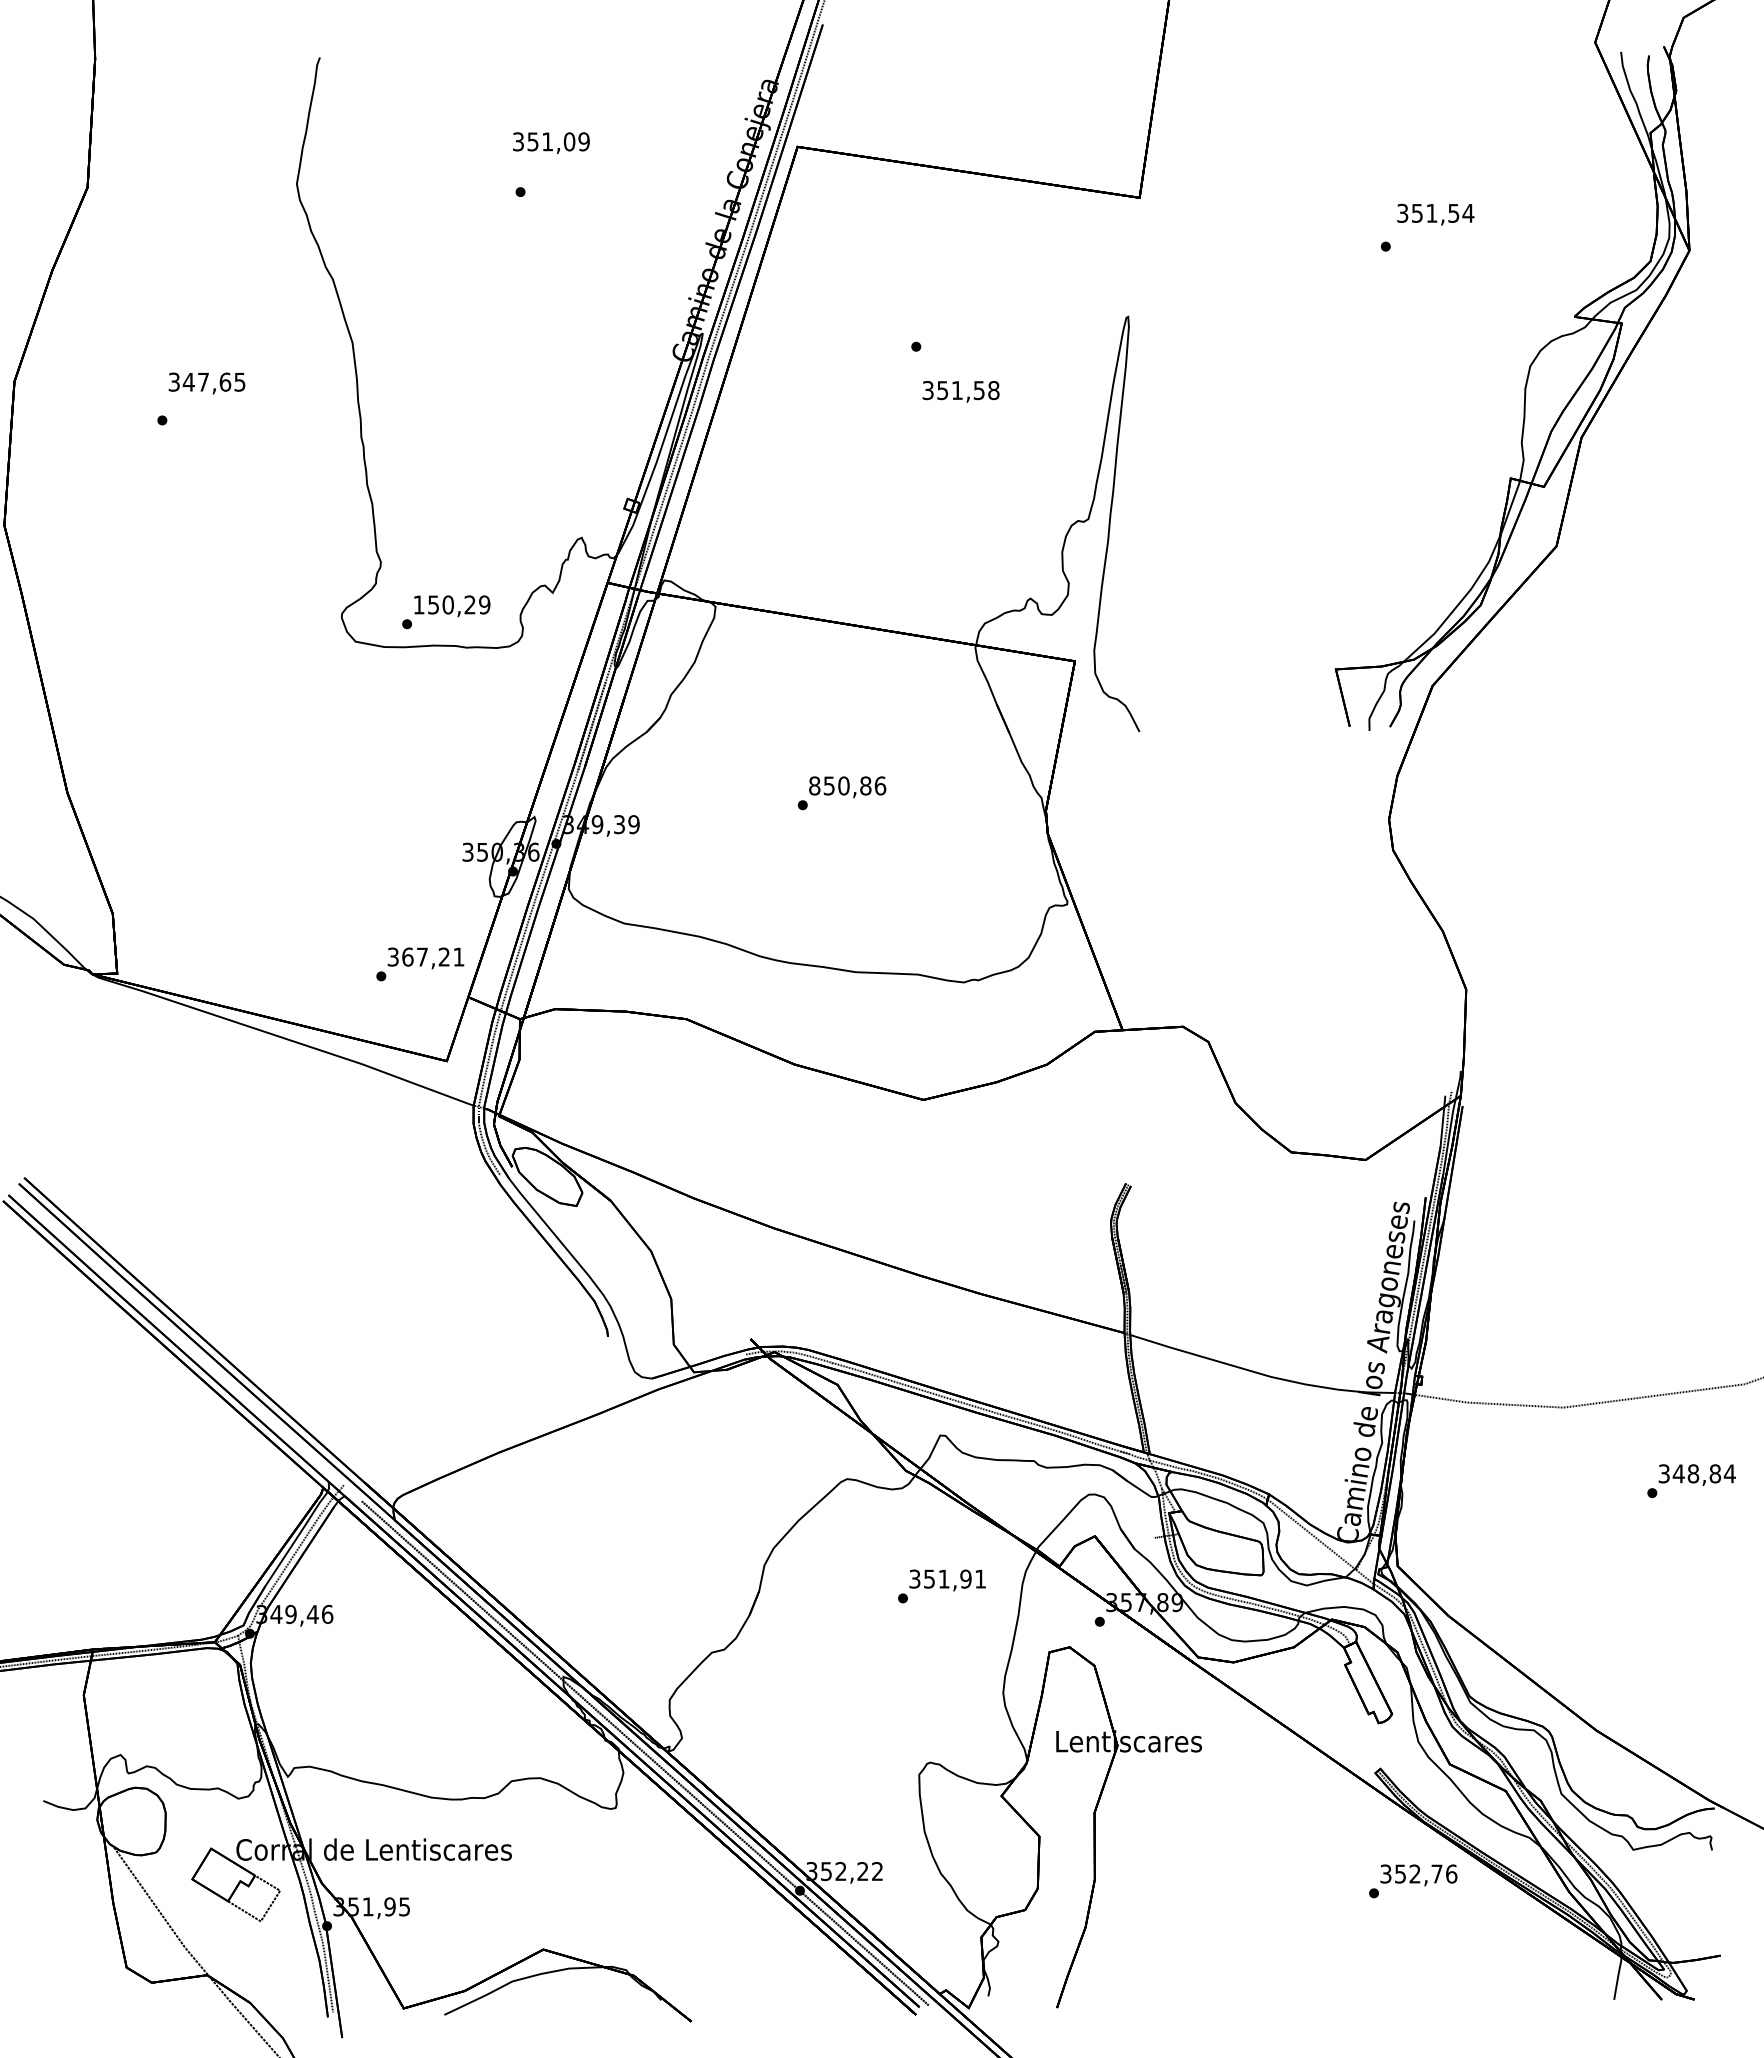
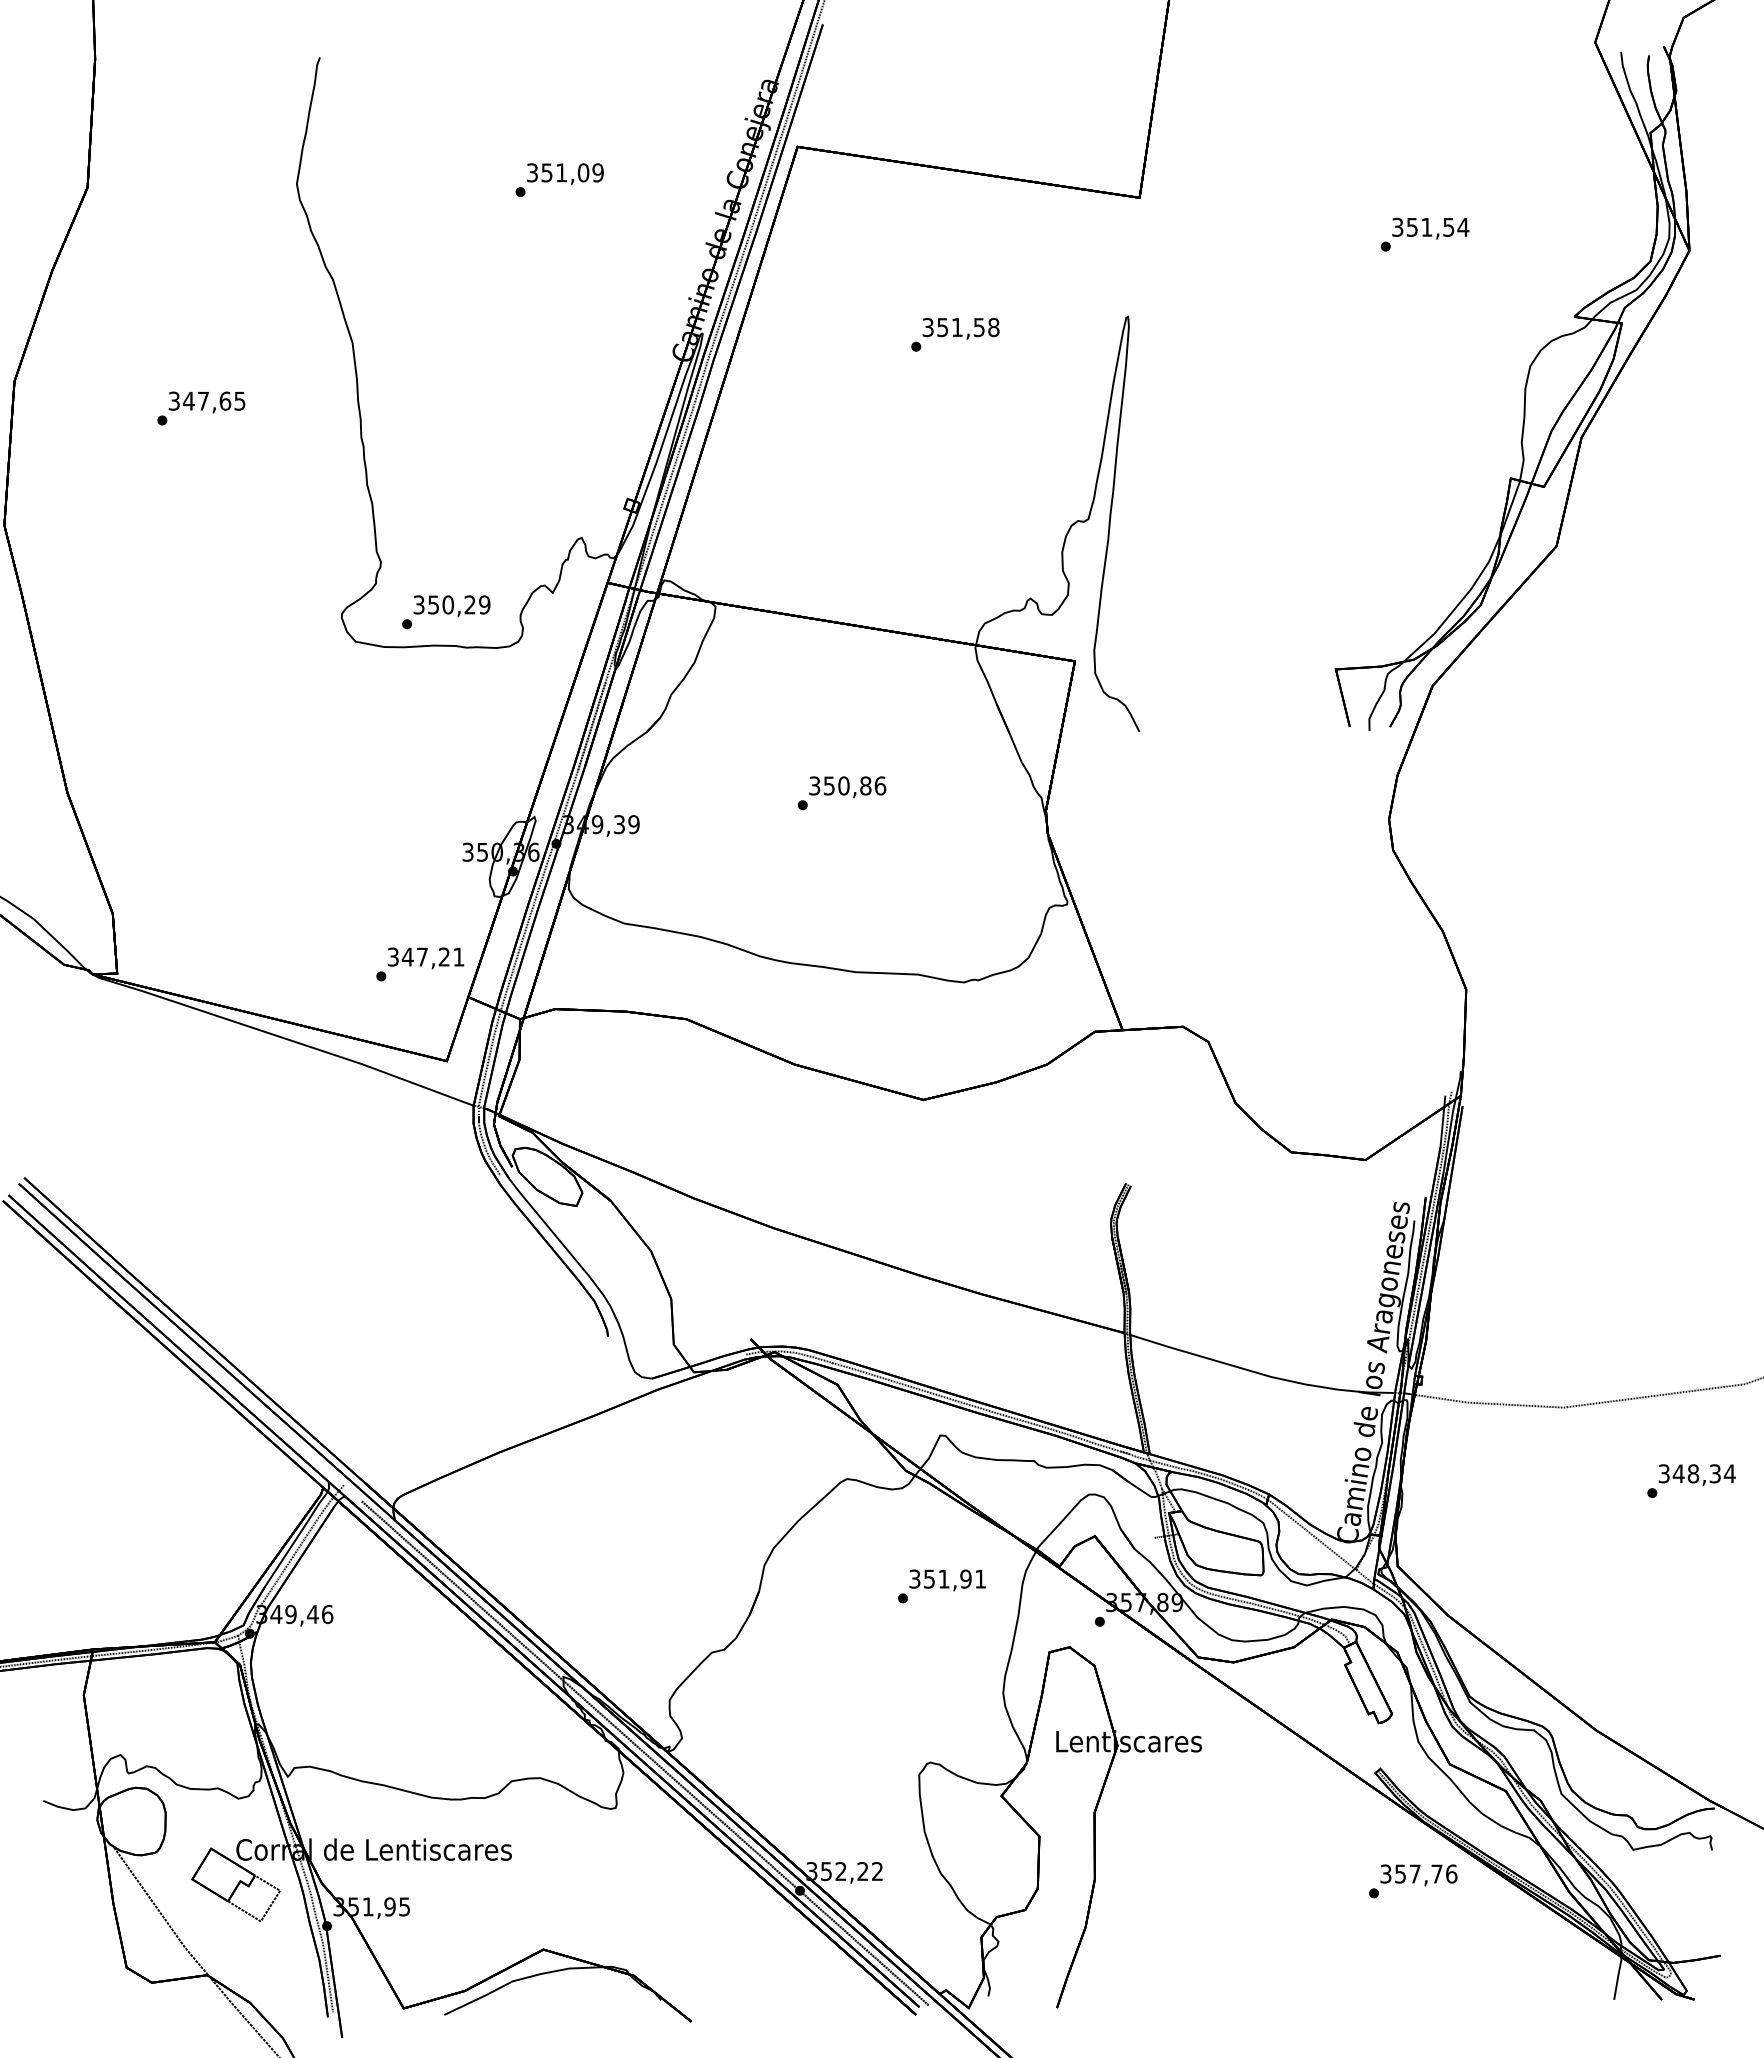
text position: (551, 143) -> (565, 174) (565, 174)
text position: (1435, 214) -> (1430, 228) (1430, 228)
text position: (206, 383) -> (206, 402) (206, 402)
text position: (960, 391) -> (960, 328) (960, 328)
text: 150,29 -> 350,29 (418, 604)
text: 850,86 -> 350,86 (814, 785)
text: 367,21 -> 347,21 (407, 956)
text: 348,84 -> 348,34 (1715, 1473)
text: 352,76 -> 357,76 (1414, 1873)
